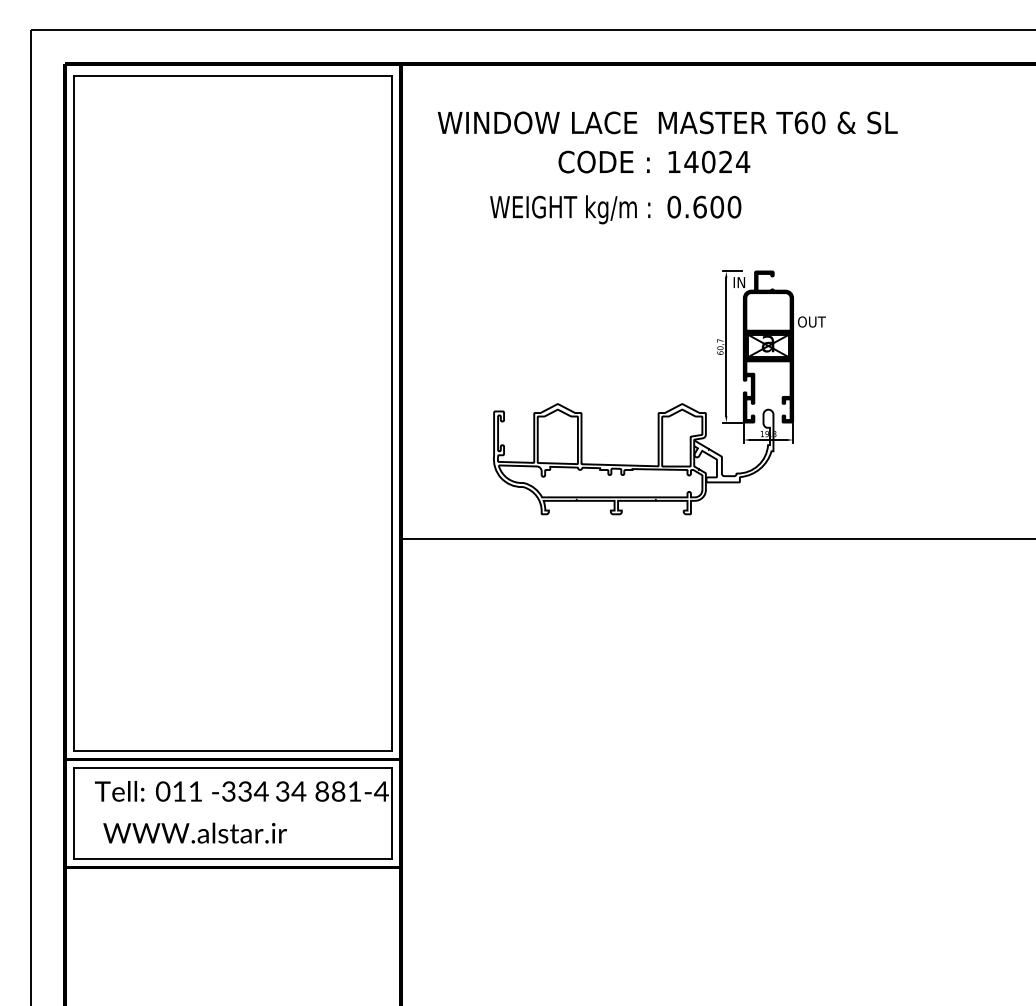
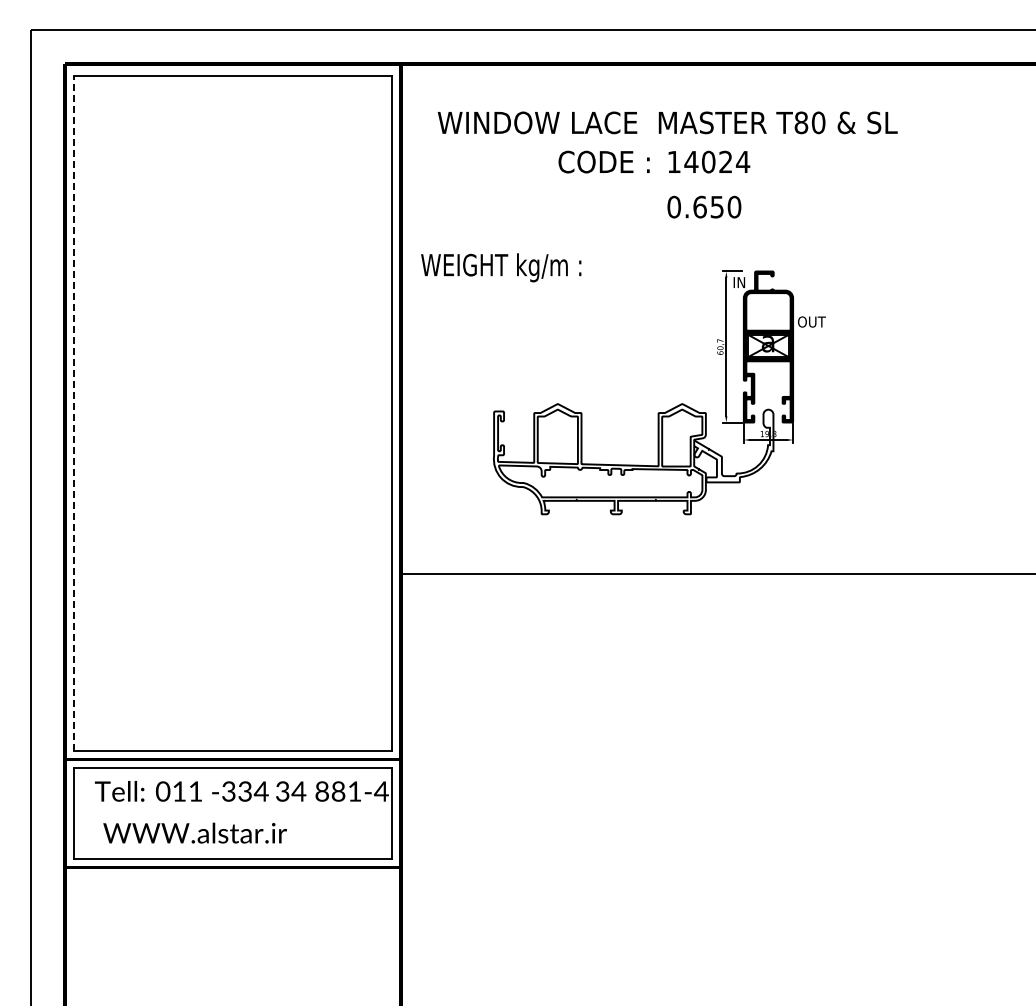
text: T60 -> T80 (801, 122)
text: 0.600 -> 0.650 (717, 206)
text position: (570, 209) -> (501, 267) (501, 267)
line: solid -> dashed (74, 412)
line position: (716, 538) -> (716, 573) (716, 573)
